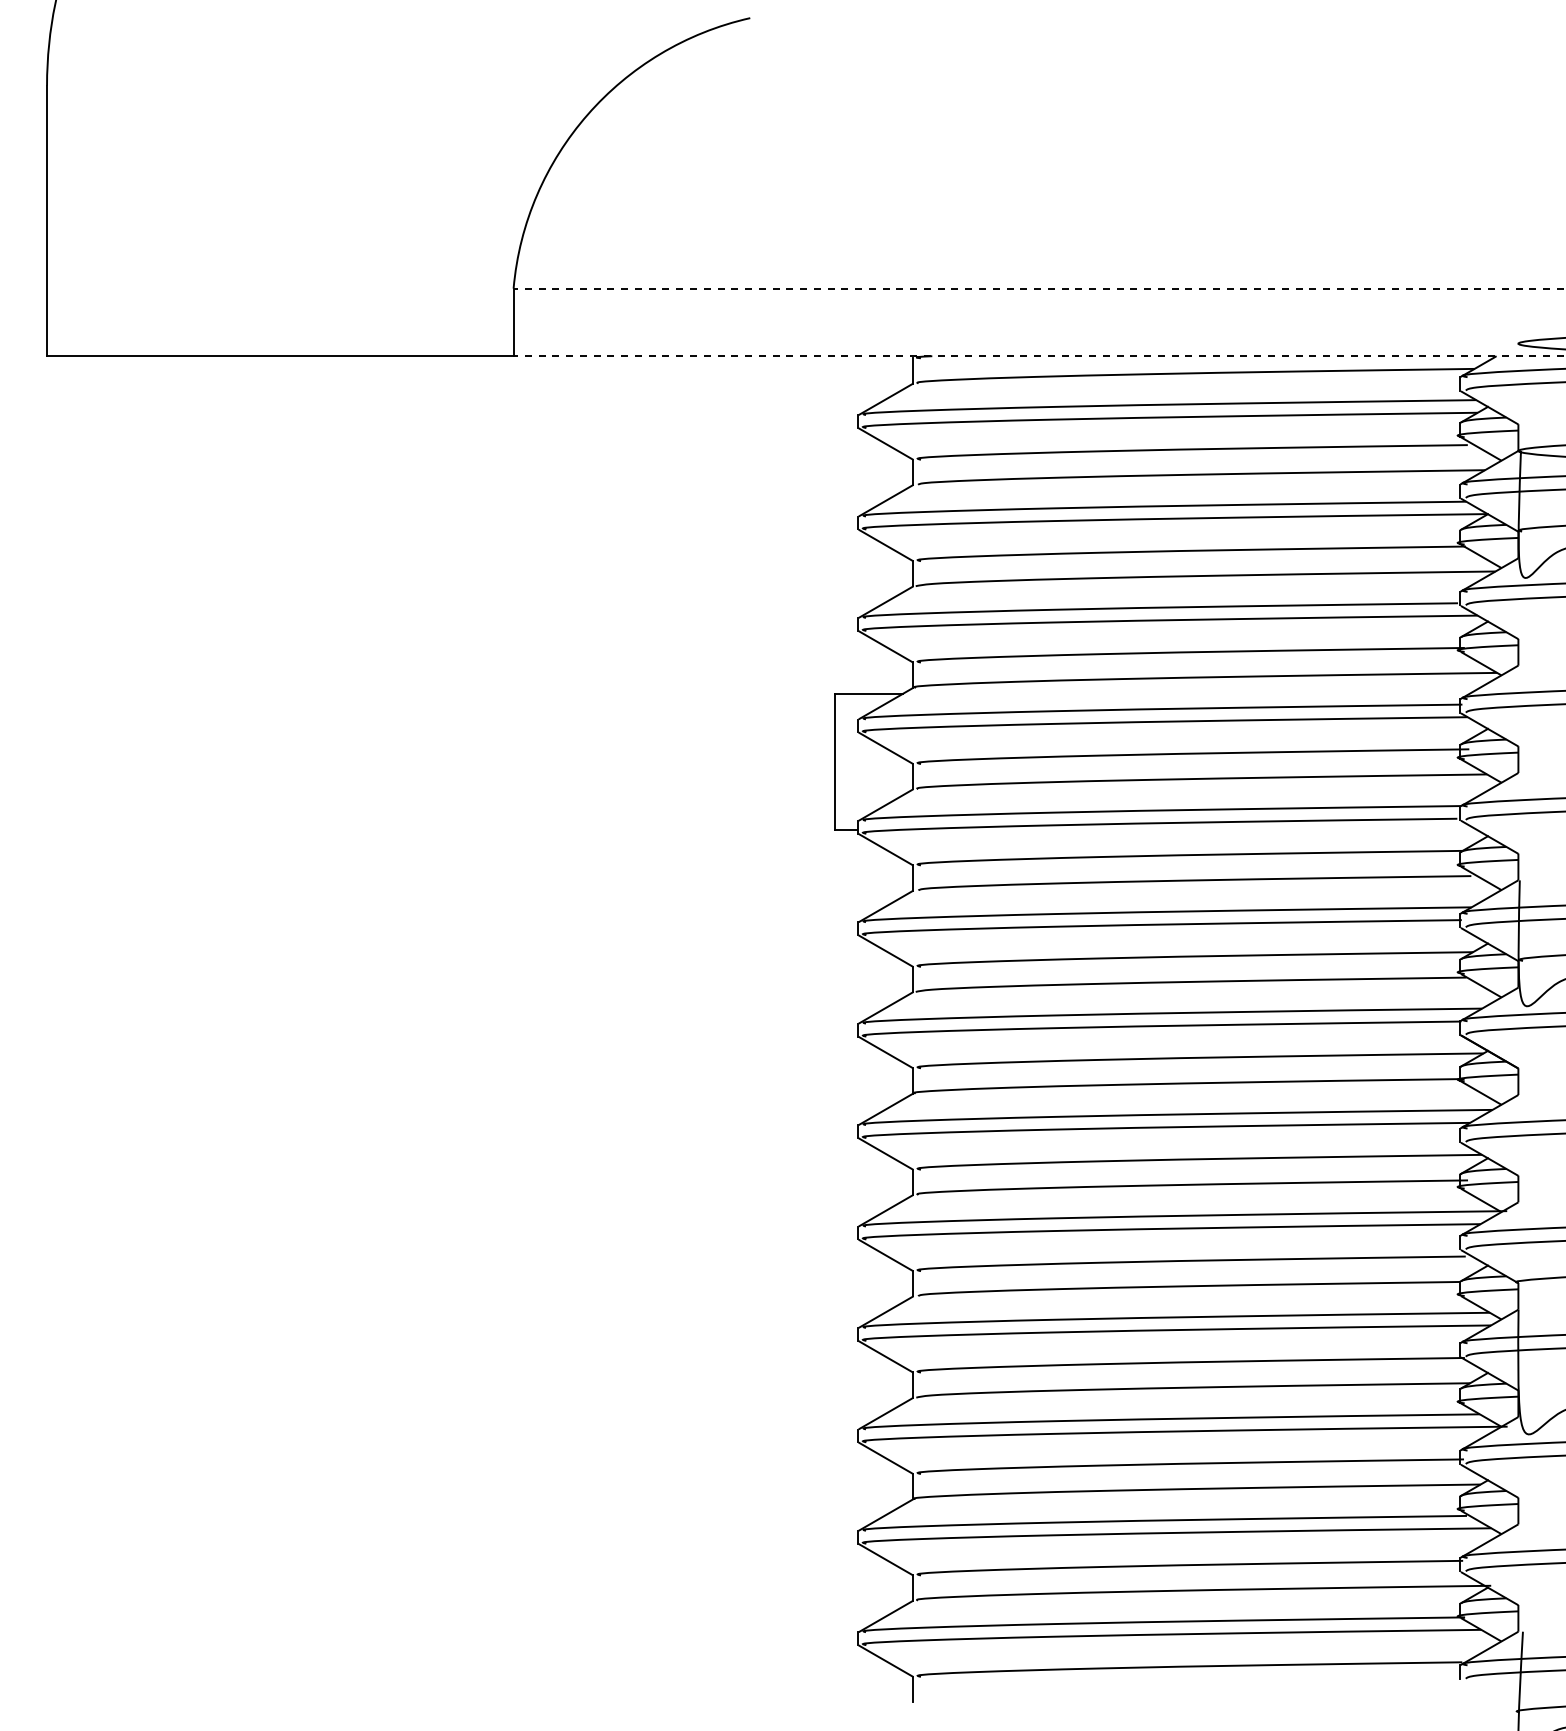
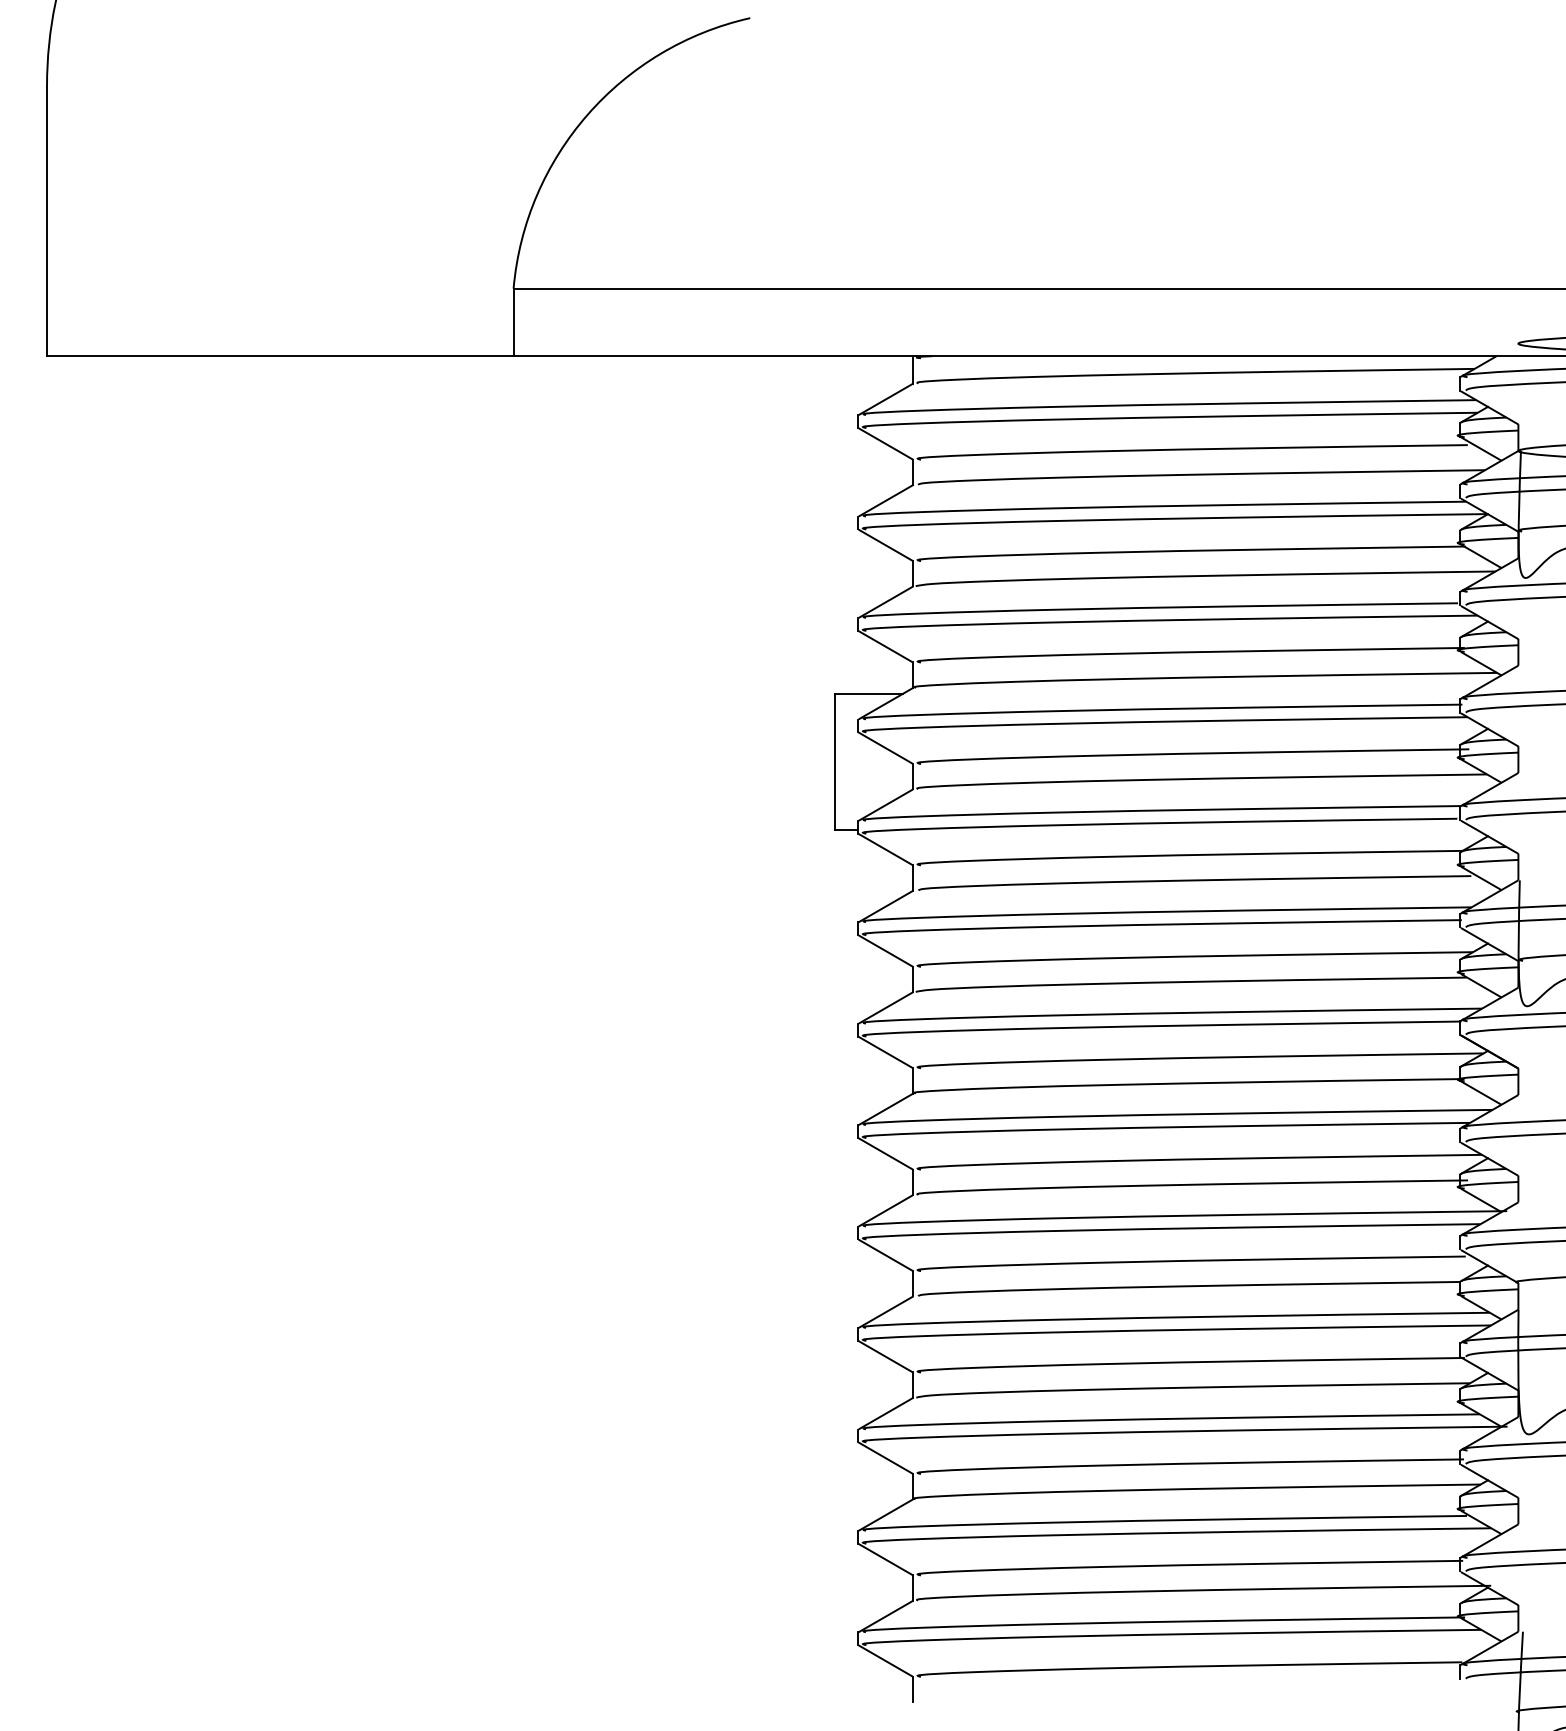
line: dashed -> solid (1039, 288)
line: dashed -> solid (1039, 356)
